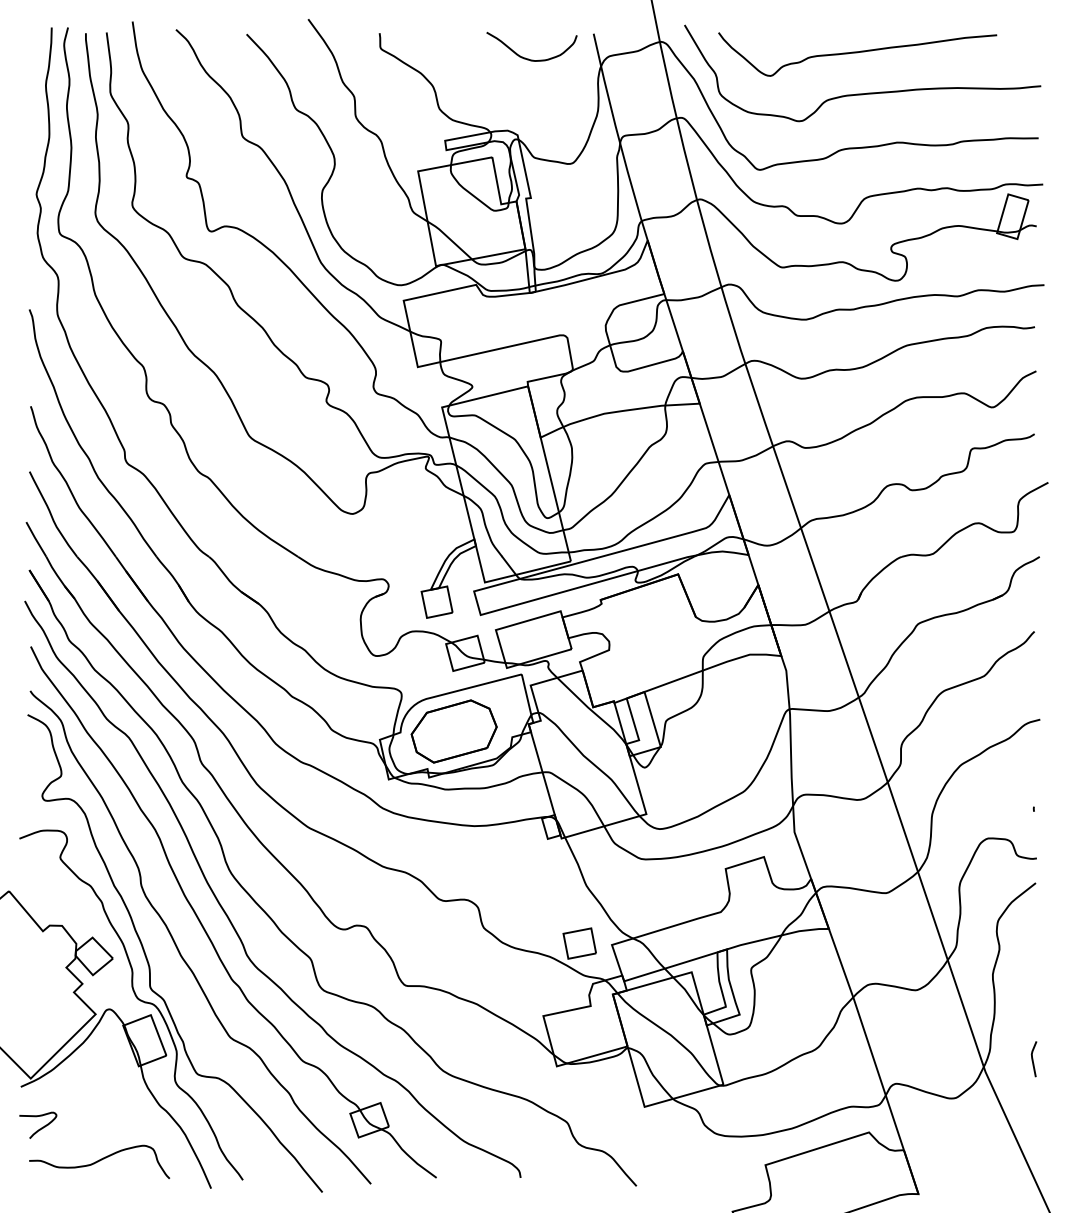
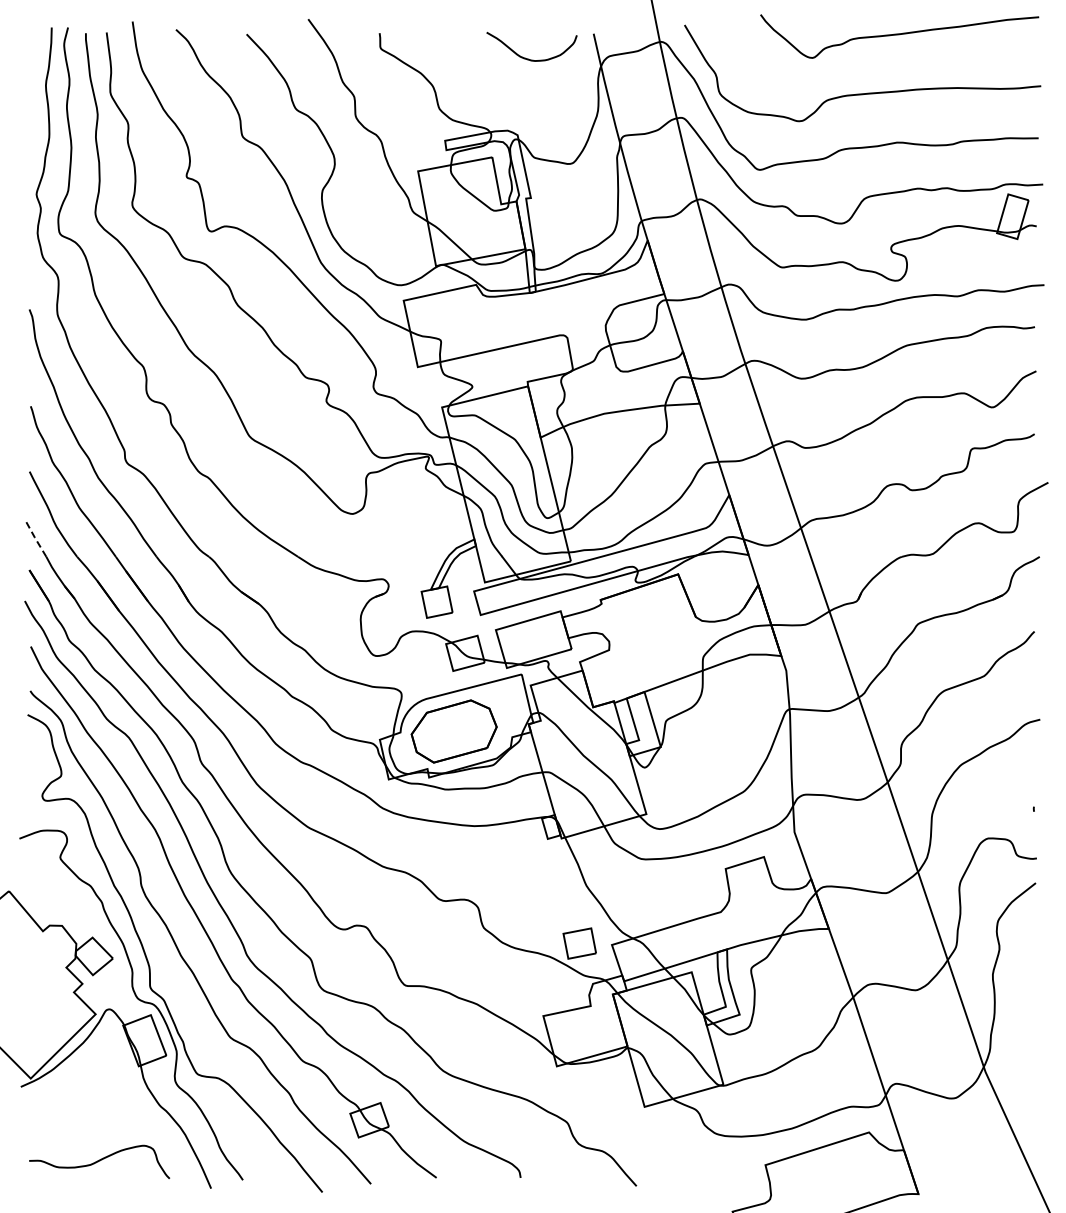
curve position: (857, 53) -> (899, 35) (899, 35)
line: solid -> dashed (35, 539)
line: present -> none (1033, 1059)
curve: present -> none (39, 1128)
